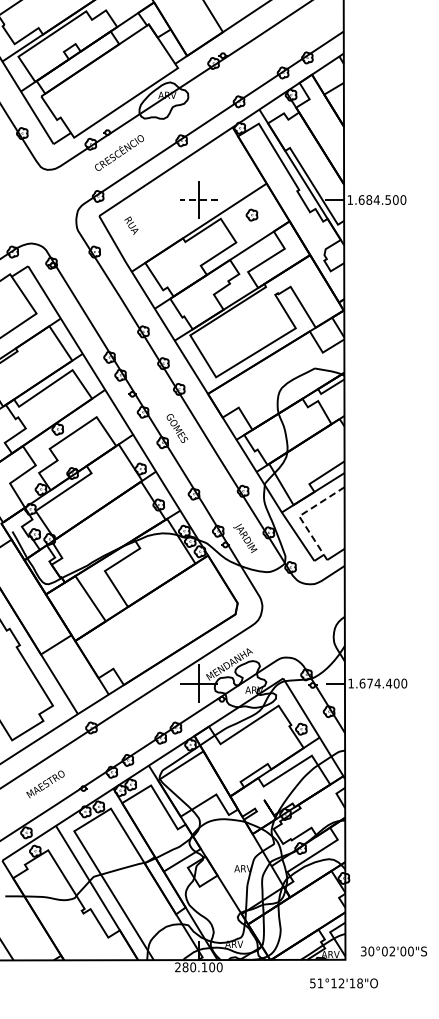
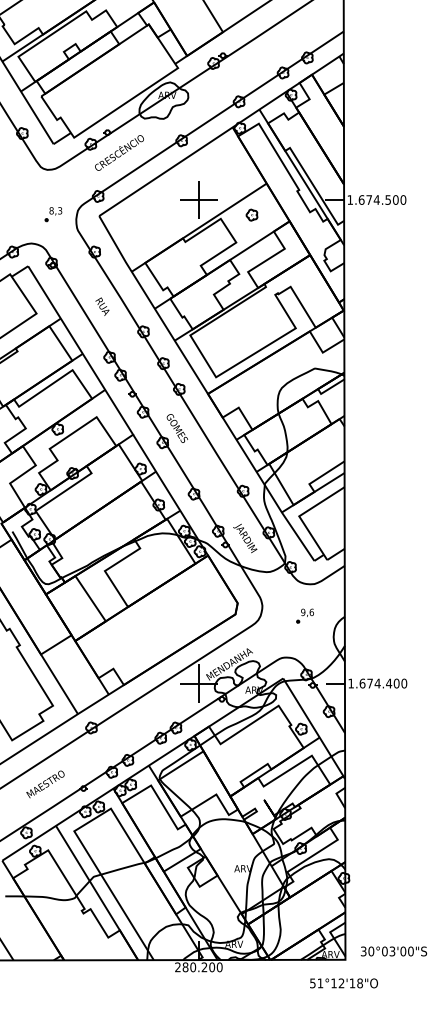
text: 1.684.500 -> 1.674.500 (369, 199)
line: dashed -> solid (198, 200)
part: none -> present (53, 214)
text position: (131, 225) -> (102, 306) (102, 306)
line: dashed -> solid (299, 516)
part: none -> present (304, 615)
text: 30°02'00"S -> 30°03'00"S (392, 951)
text: 280.100 -> 280.200 (204, 966)
